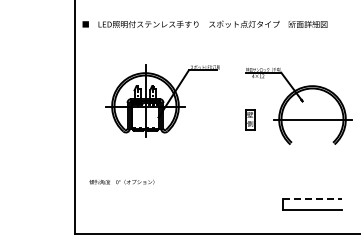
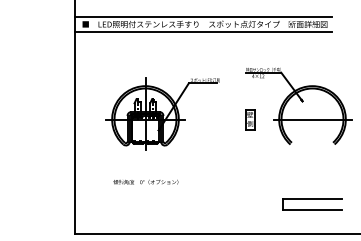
line: none -> present (203, 17)
line: none -> present (203, 31)
part position: (162, 100) -> (162, 113) (162, 113)
text position: (121, 181) -> (145, 181) (145, 181)
line: dashed -> solid (312, 198)
